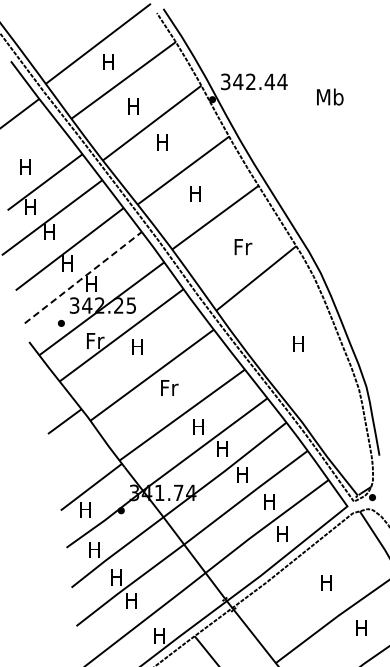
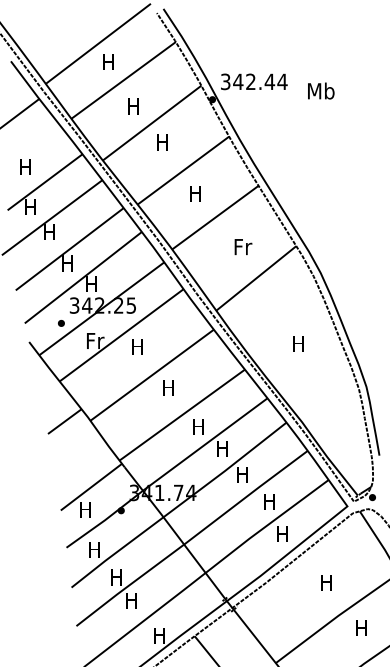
text position: (330, 96) -> (321, 90) (321, 90)
line: dashed -> solid (83, 277)
text: Fr -> H (169, 387)
